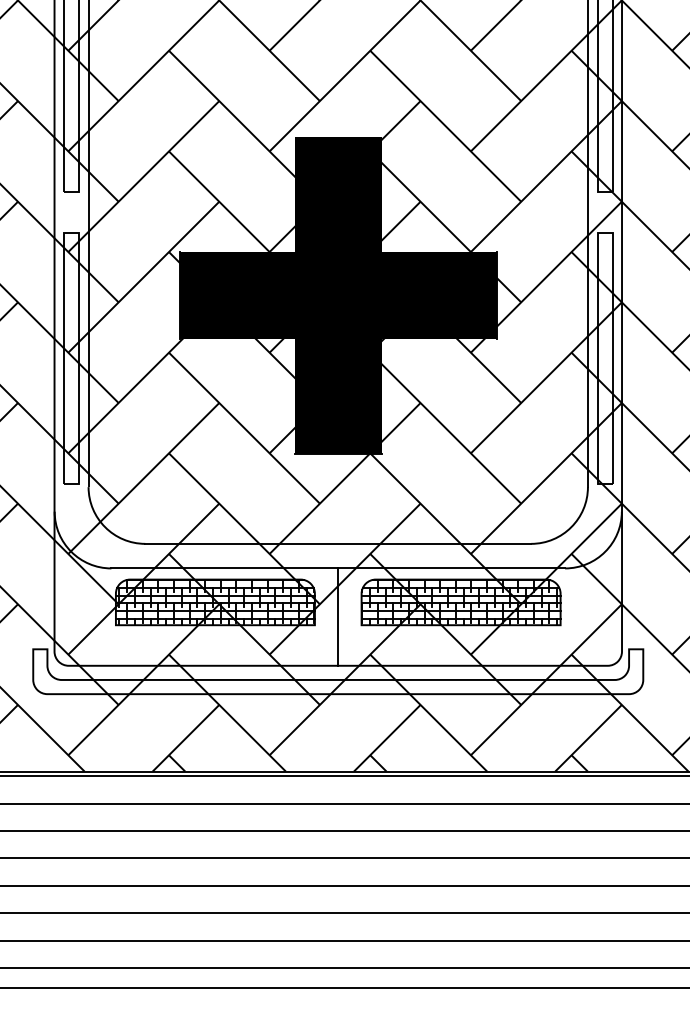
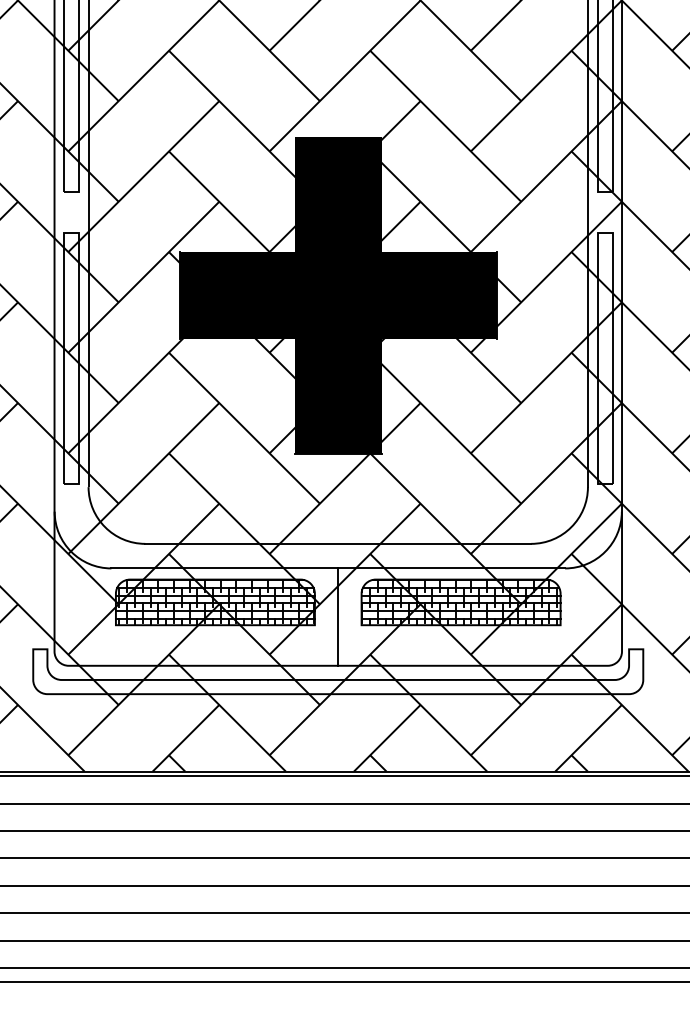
line position: (344, 987) -> (344, 981) (344, 981)
